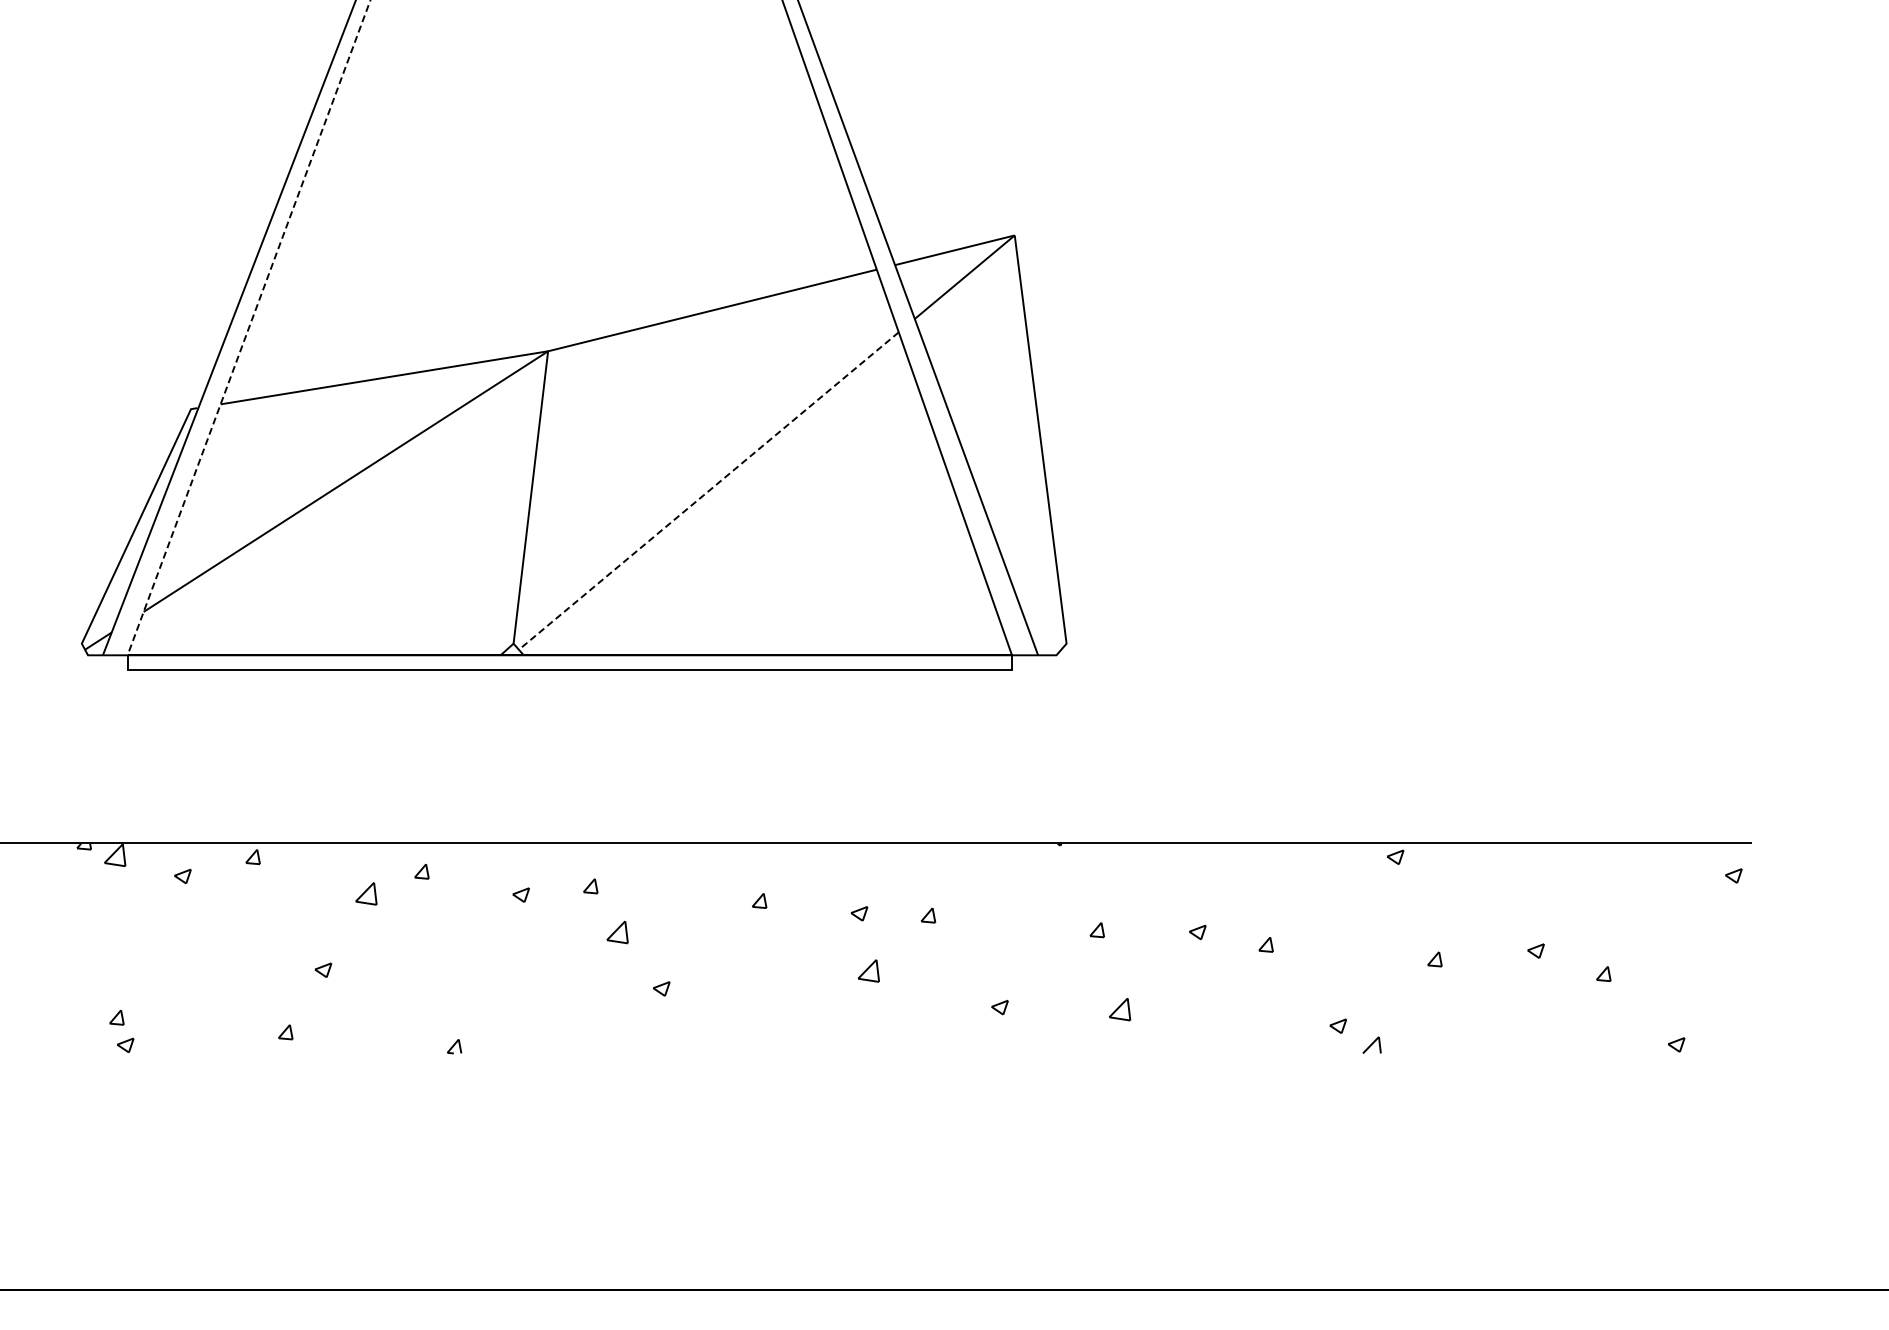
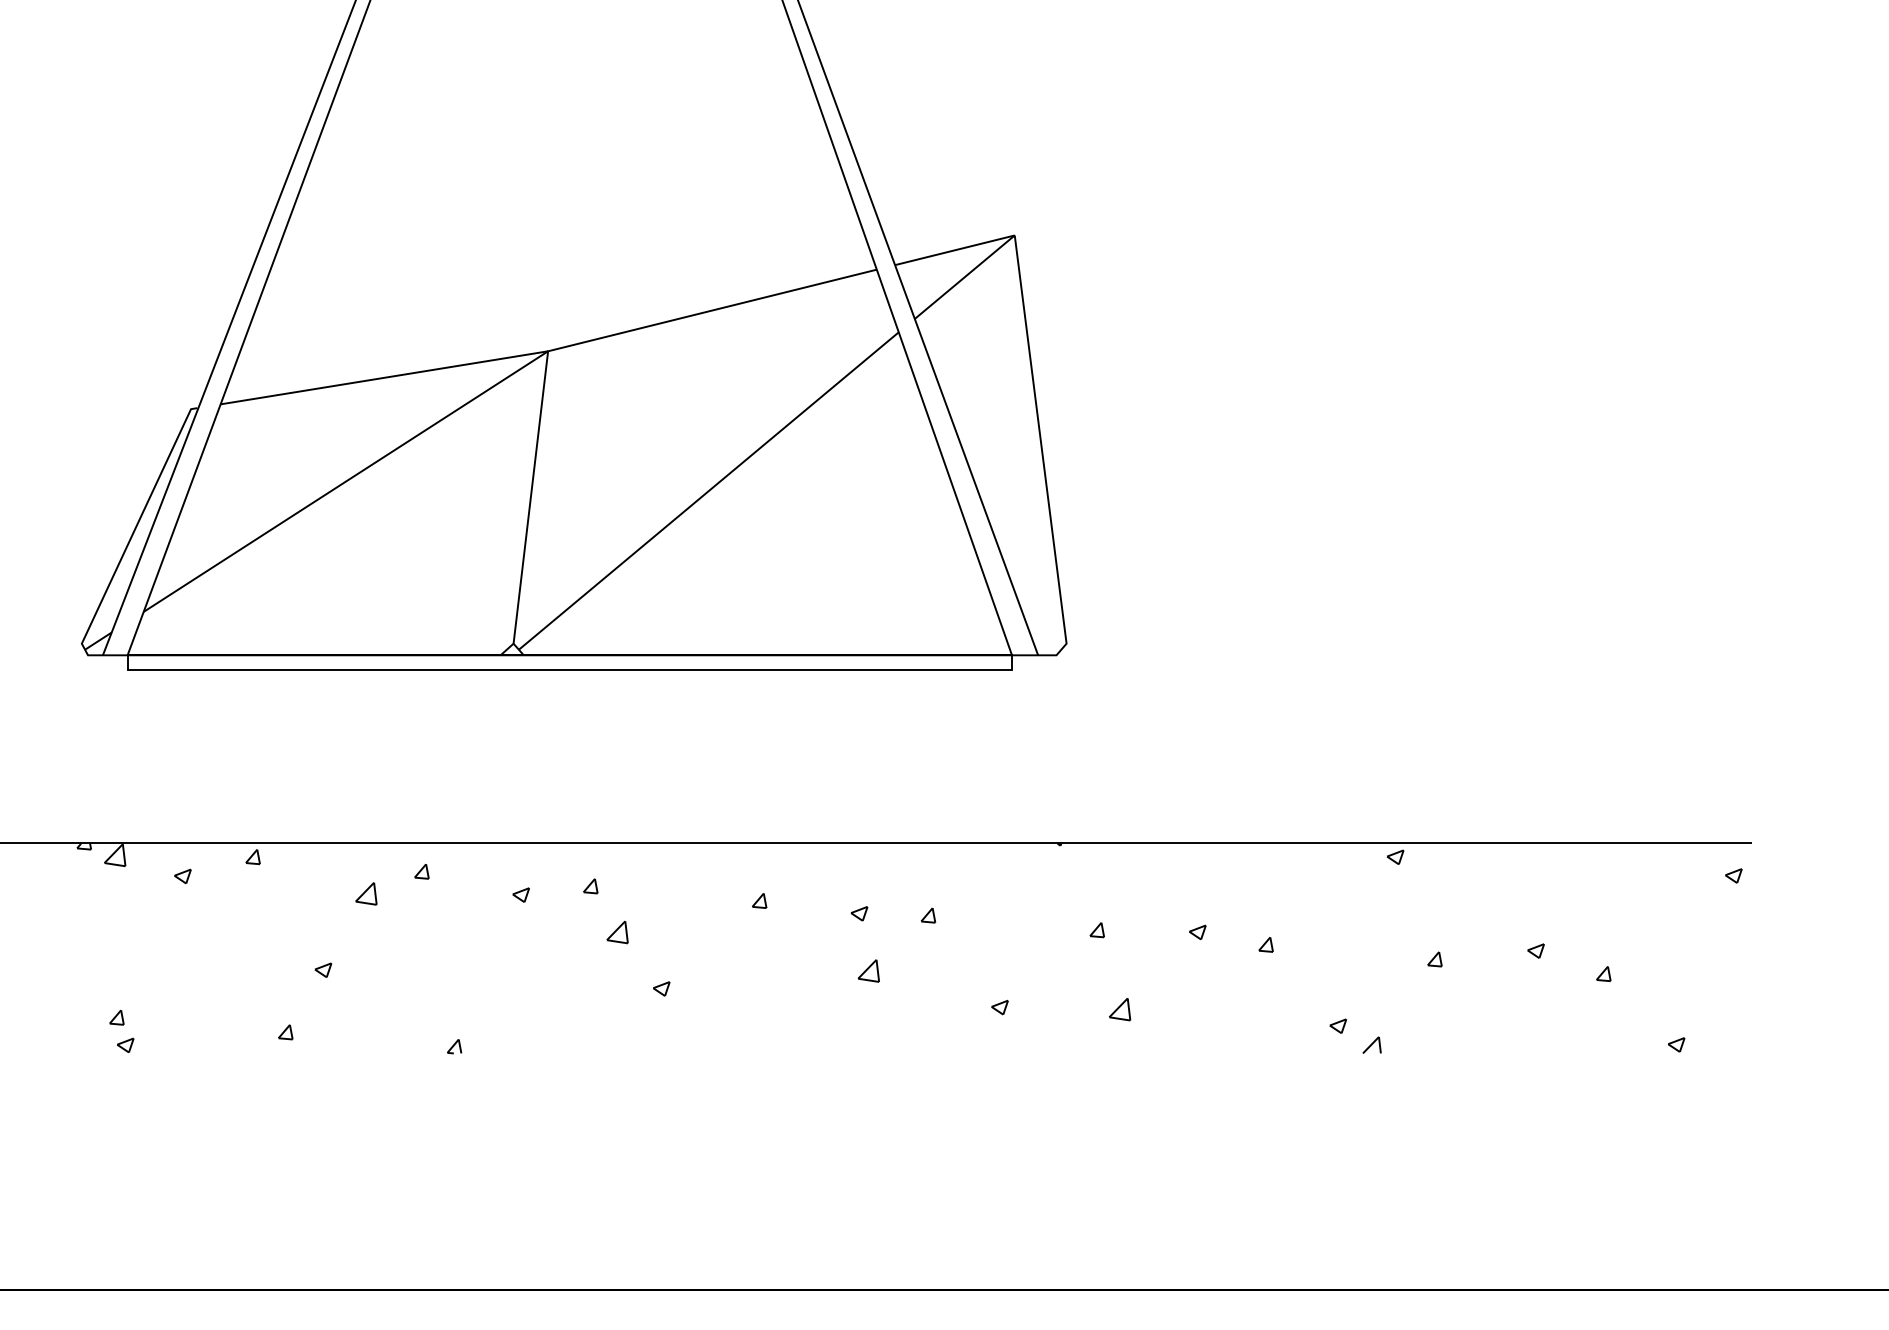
line: dashed -> solid (248, 328)
line: dashed -> solid (708, 491)
